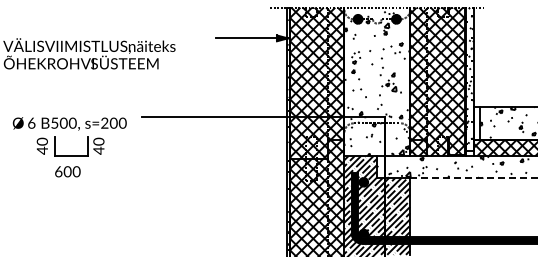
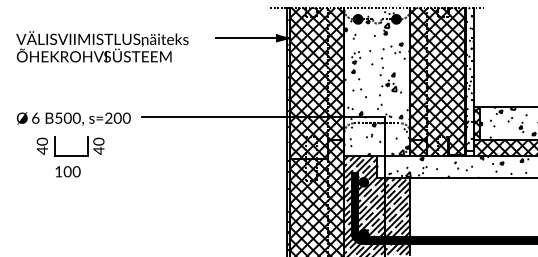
text position: (89, 53) -> (102, 46) (102, 46)
hatch: none -> present (476, 122)
text position: (69, 123) -> (73, 118) (73, 118)
text: 600 -> 100 (58, 171)
line: dashed -> solid (474, 178)
